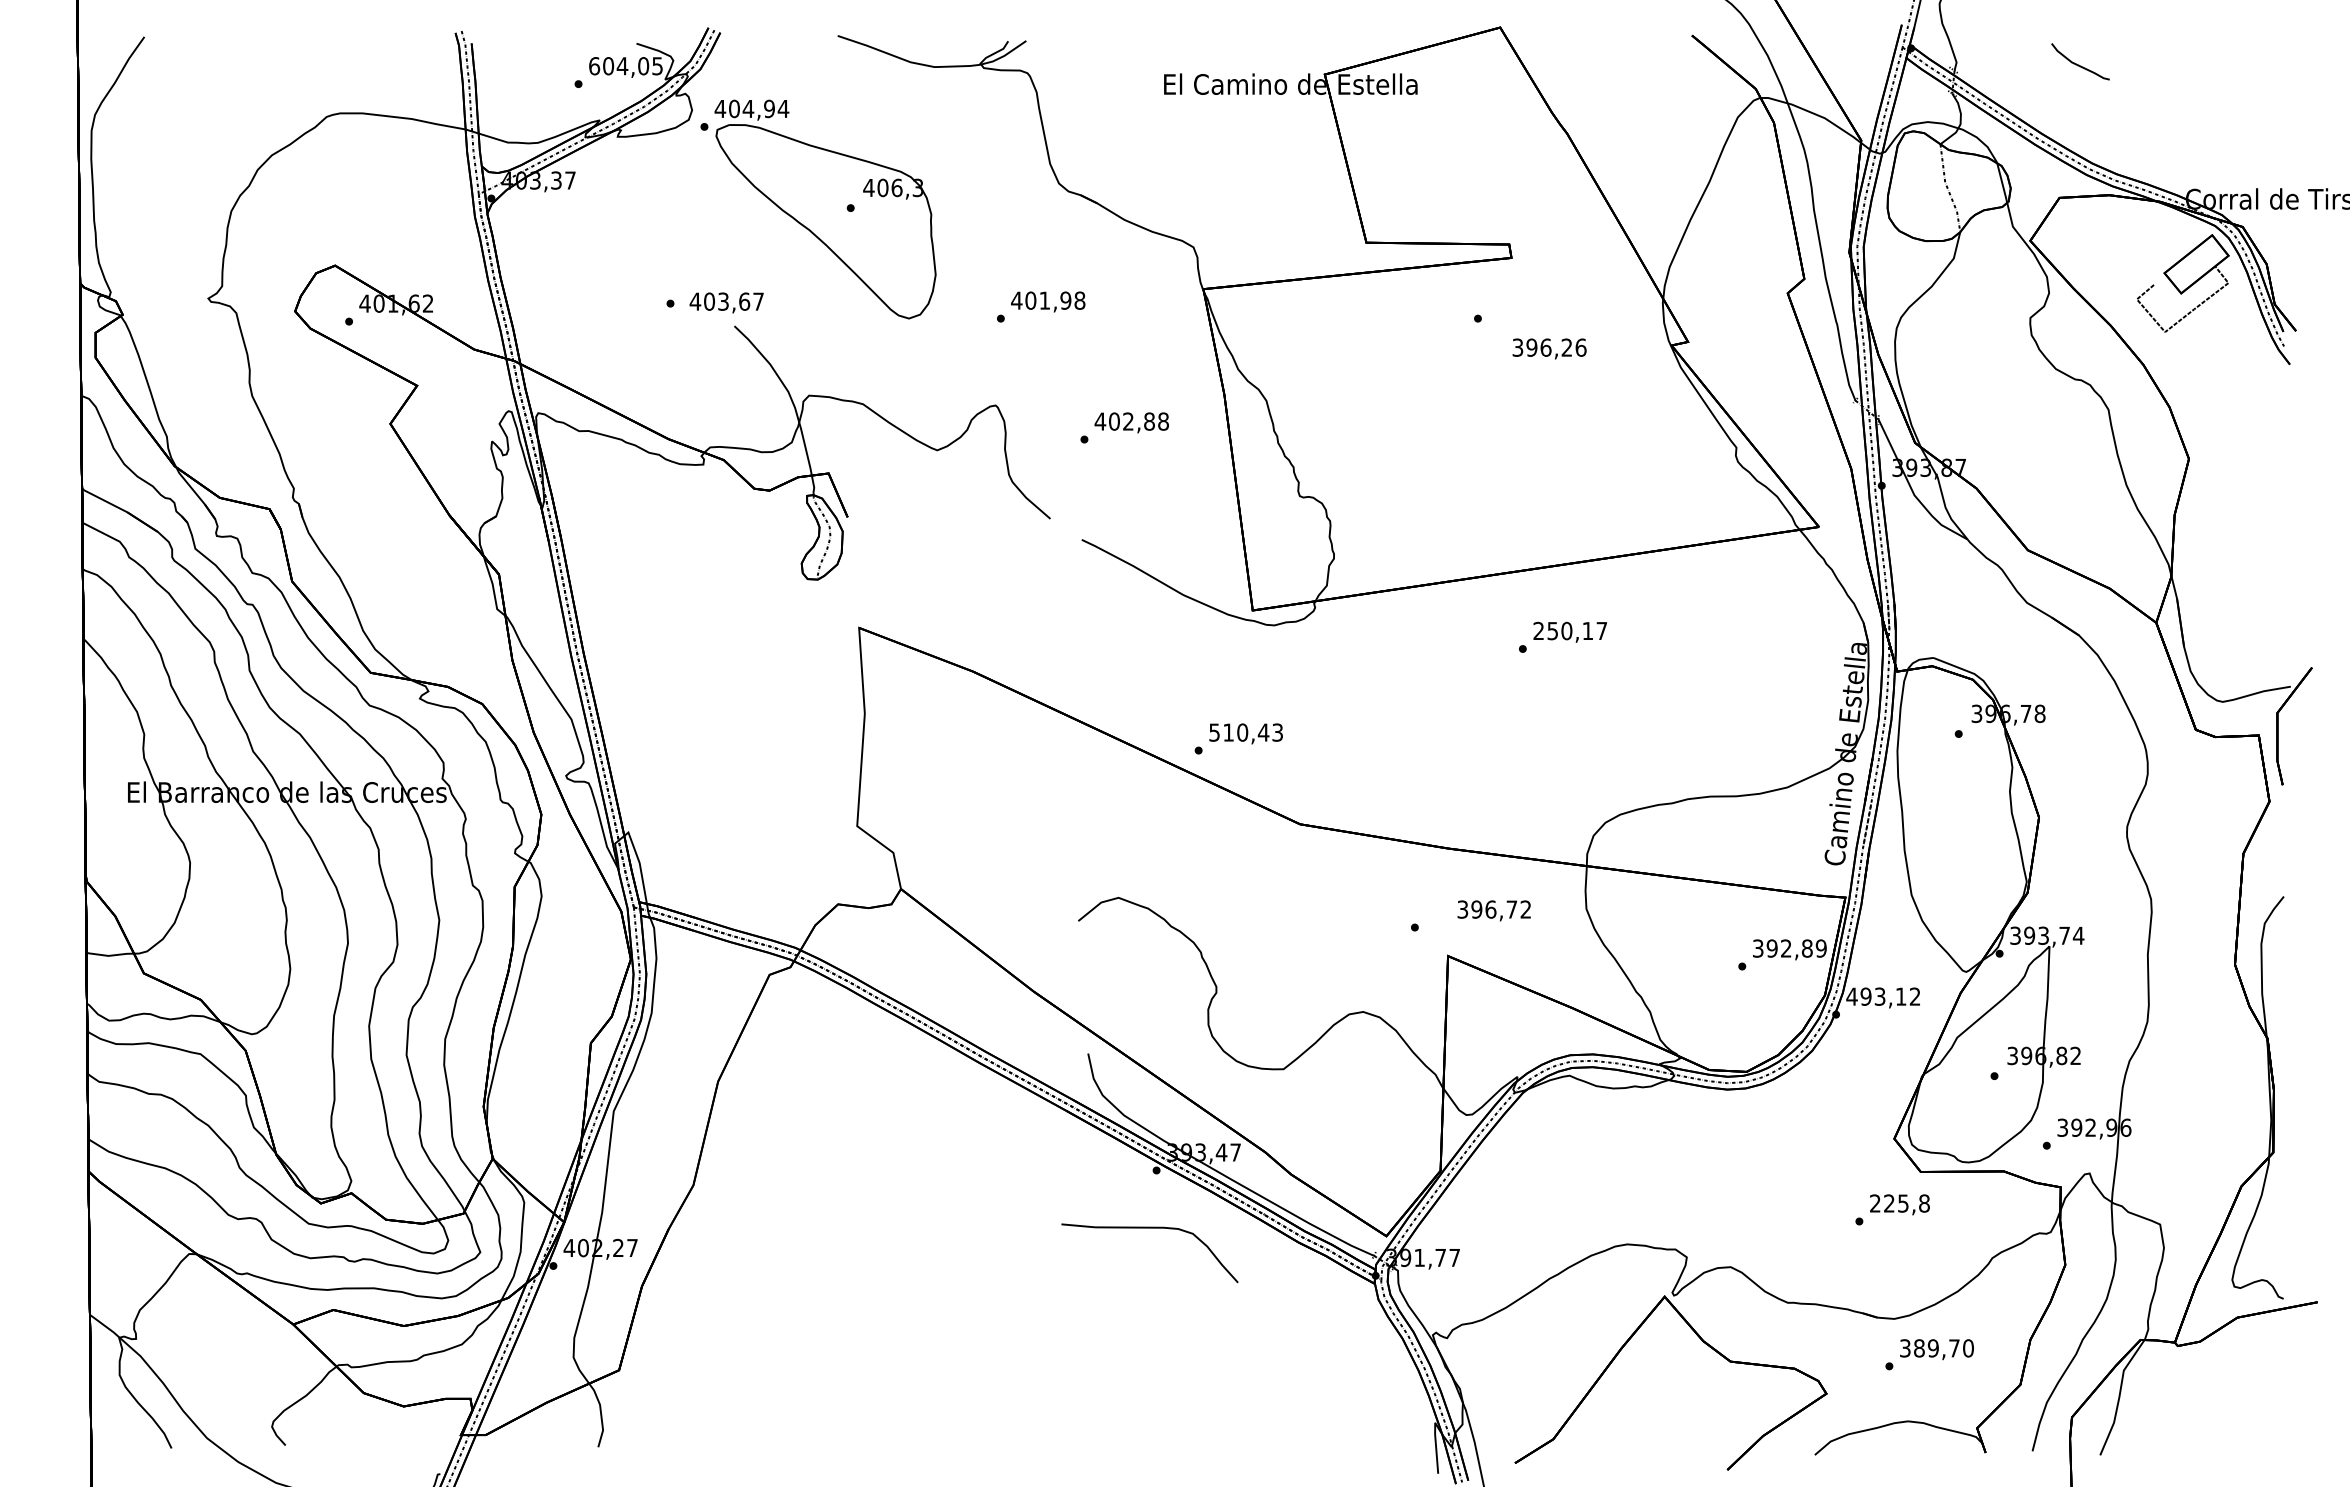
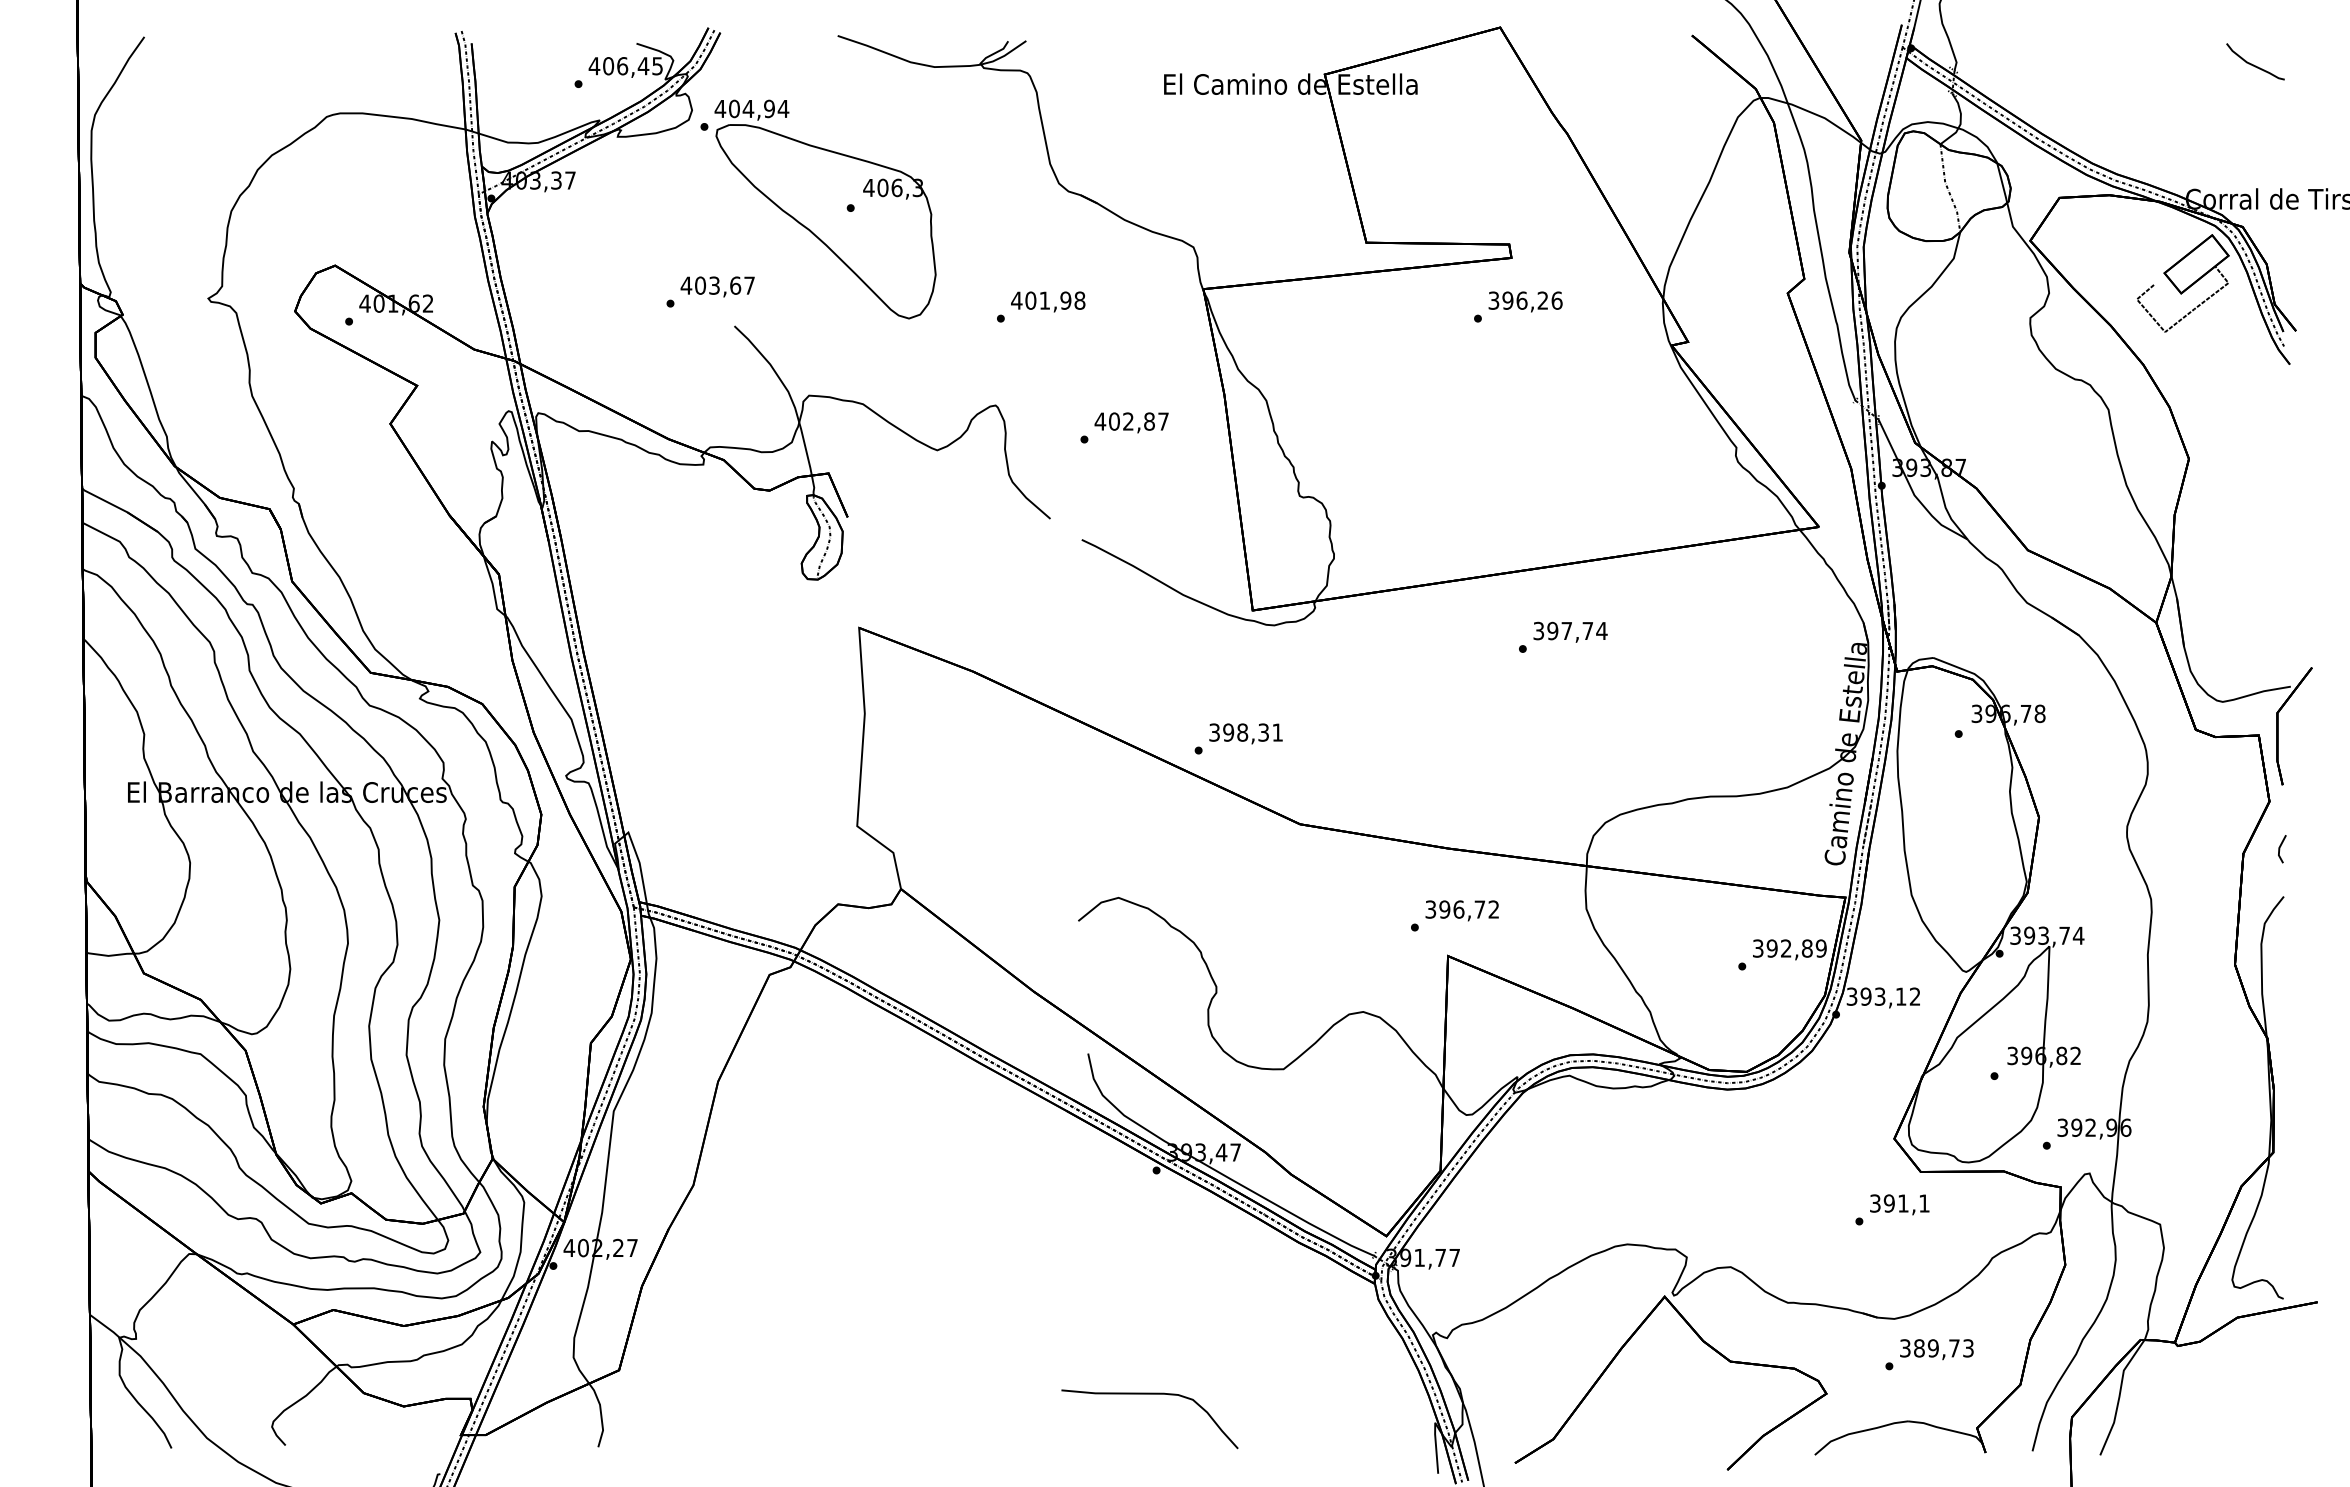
curve position: (2078, 64) -> (2253, 64) (2253, 64)
text: 604,05 -> 406,45 (618, 66)
text position: (726, 302) -> (717, 286) (717, 286)
text position: (1549, 348) -> (1525, 301) (1525, 301)
text: 402,88 -> 402,87 (1163, 421)
text: 250,17 -> 397,74 (1570, 630)
text: 510,43 -> 398,31 (1245, 732)
line: none -> present (2280, 849)
text position: (1493, 910) -> (1461, 910) (1461, 910)
text: 493,12 -> 393,12 (1851, 996)
text: 225,8 -> 391,1 (1899, 1203)
curve position: (1149, 1228) -> (1149, 1394) (1149, 1394)
text: 389,70 -> 389,73 (1968, 1348)
